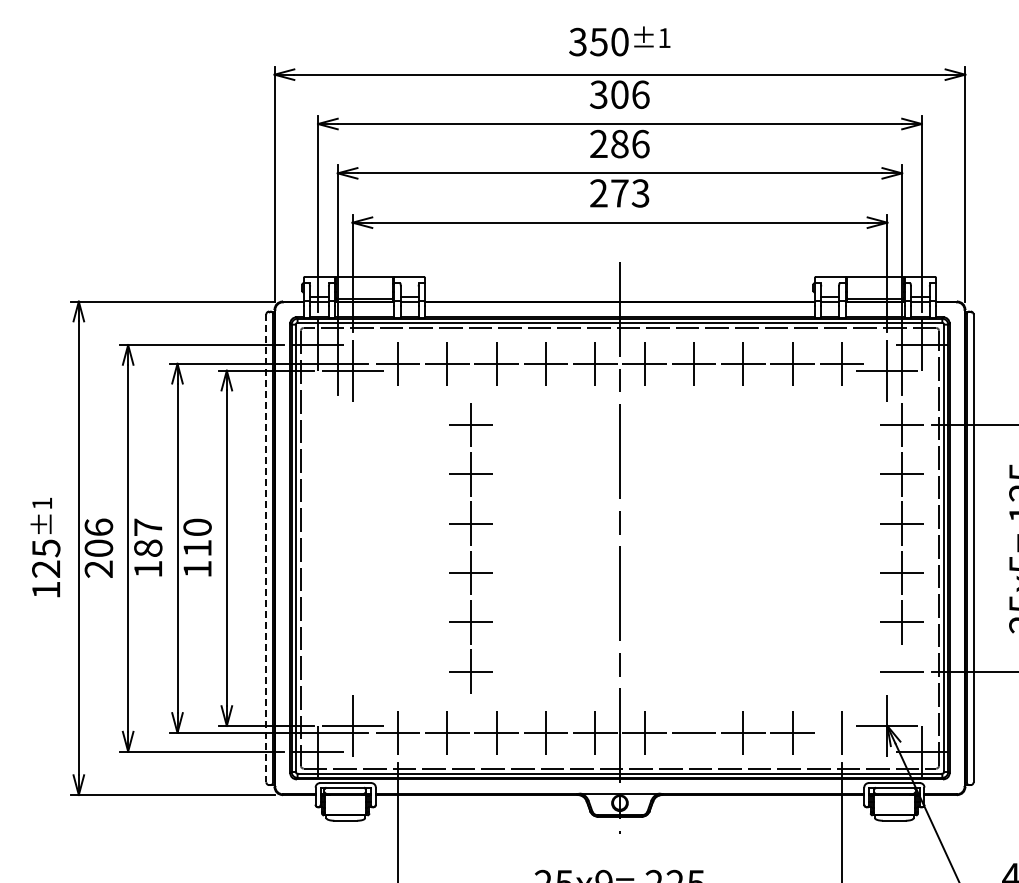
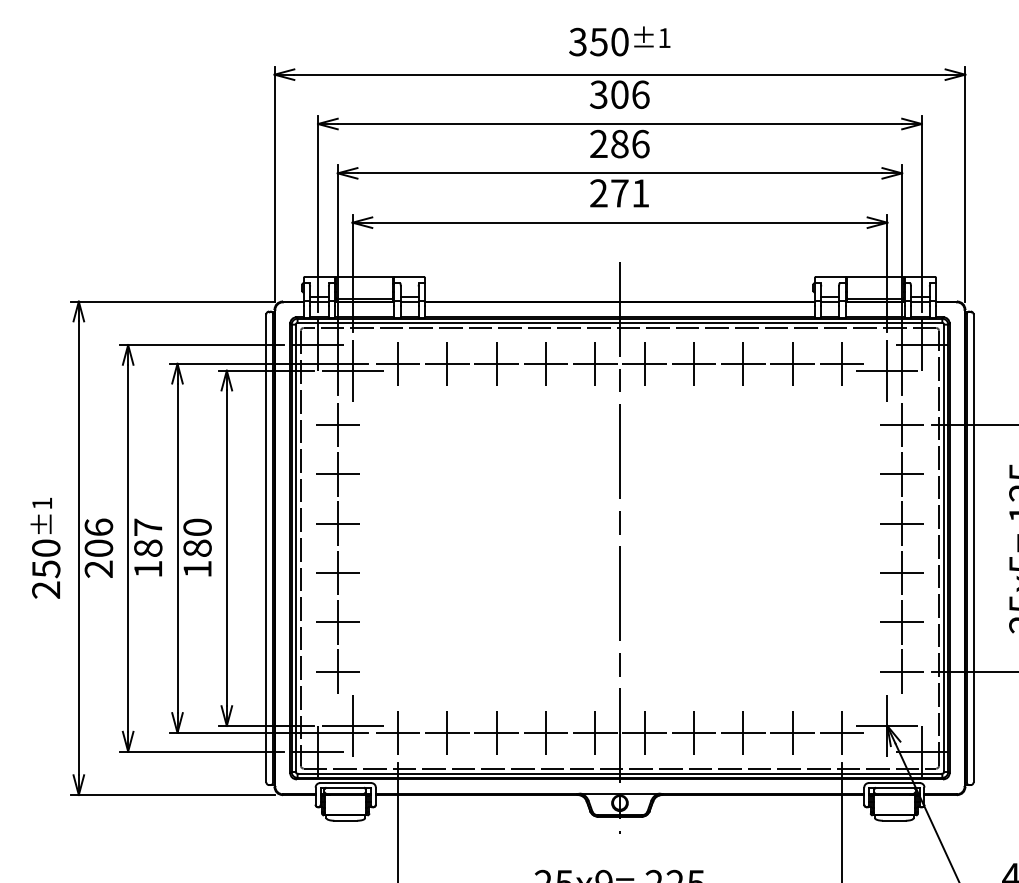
text: 273 -> 271 (640, 193)
text: 110 -> 180 (197, 547)
line: dashed -> solid (266, 548)
part position: (470, 548) -> (337, 548) (337, 548)
text: 125 -> 250 (46, 568)
line: none -> present (902, 671)
line: none -> present (693, 732)
line: none -> present (841, 732)
